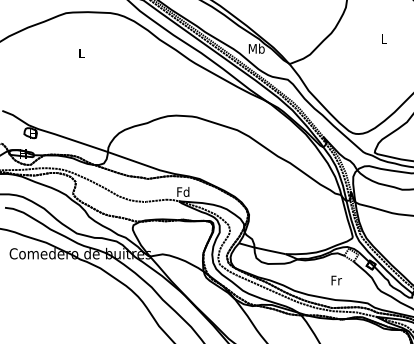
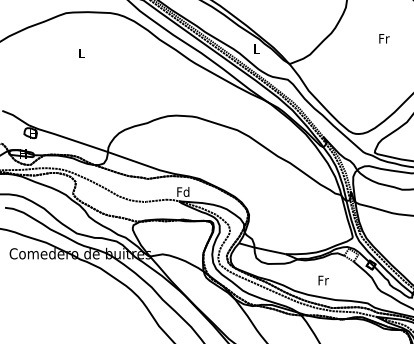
text: L -> Fr (384, 38)
text: Mb -> L (256, 48)
text position: (336, 280) -> (323, 280) (323, 280)
